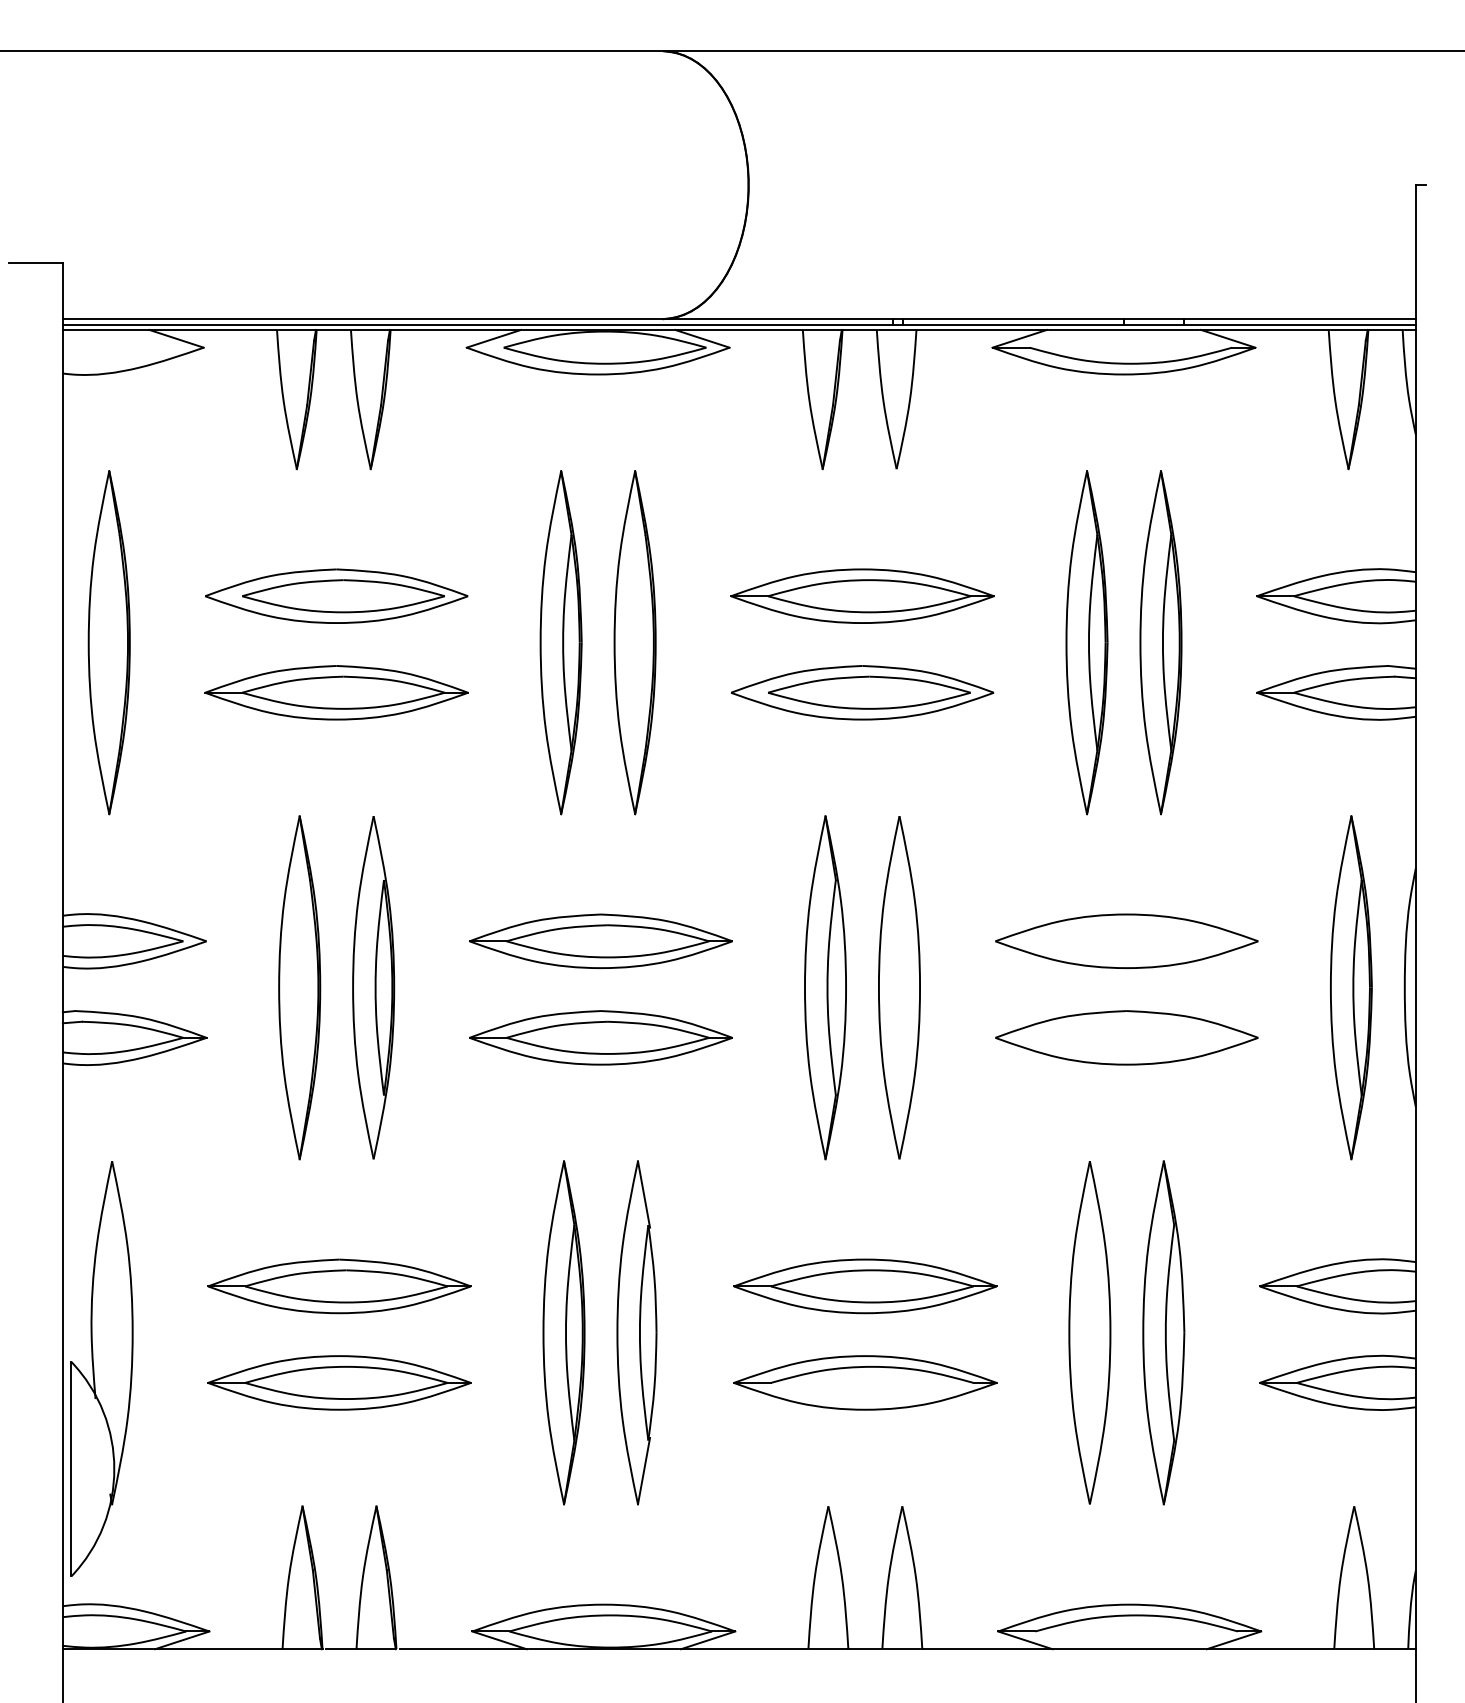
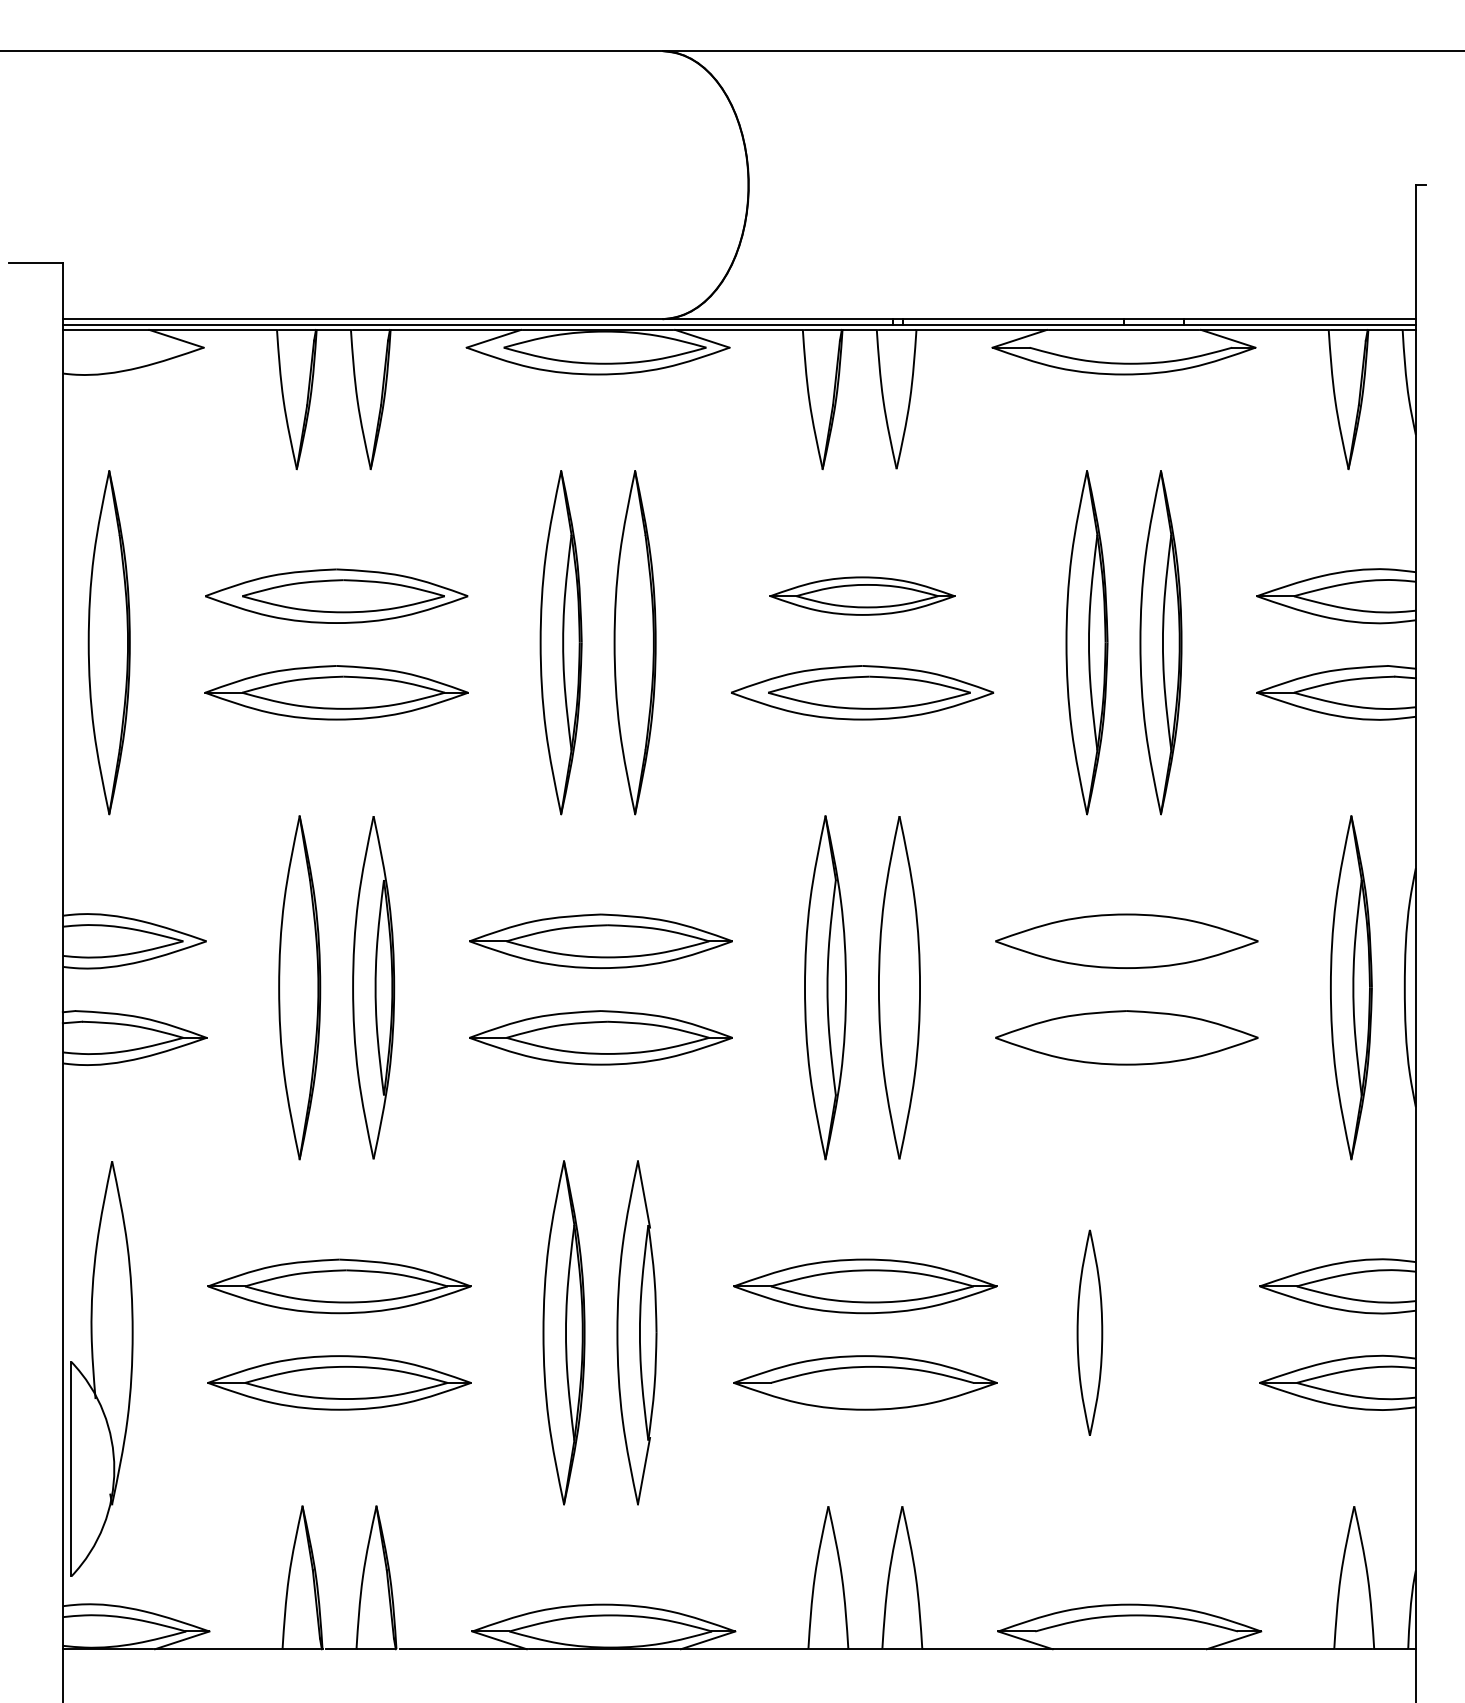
part size: 265x56 px -> 187x40 px (862, 595)
part size: 44x344 px -> 28x207 px (1089, 1332)
part: present -> none (1163, 1332)
